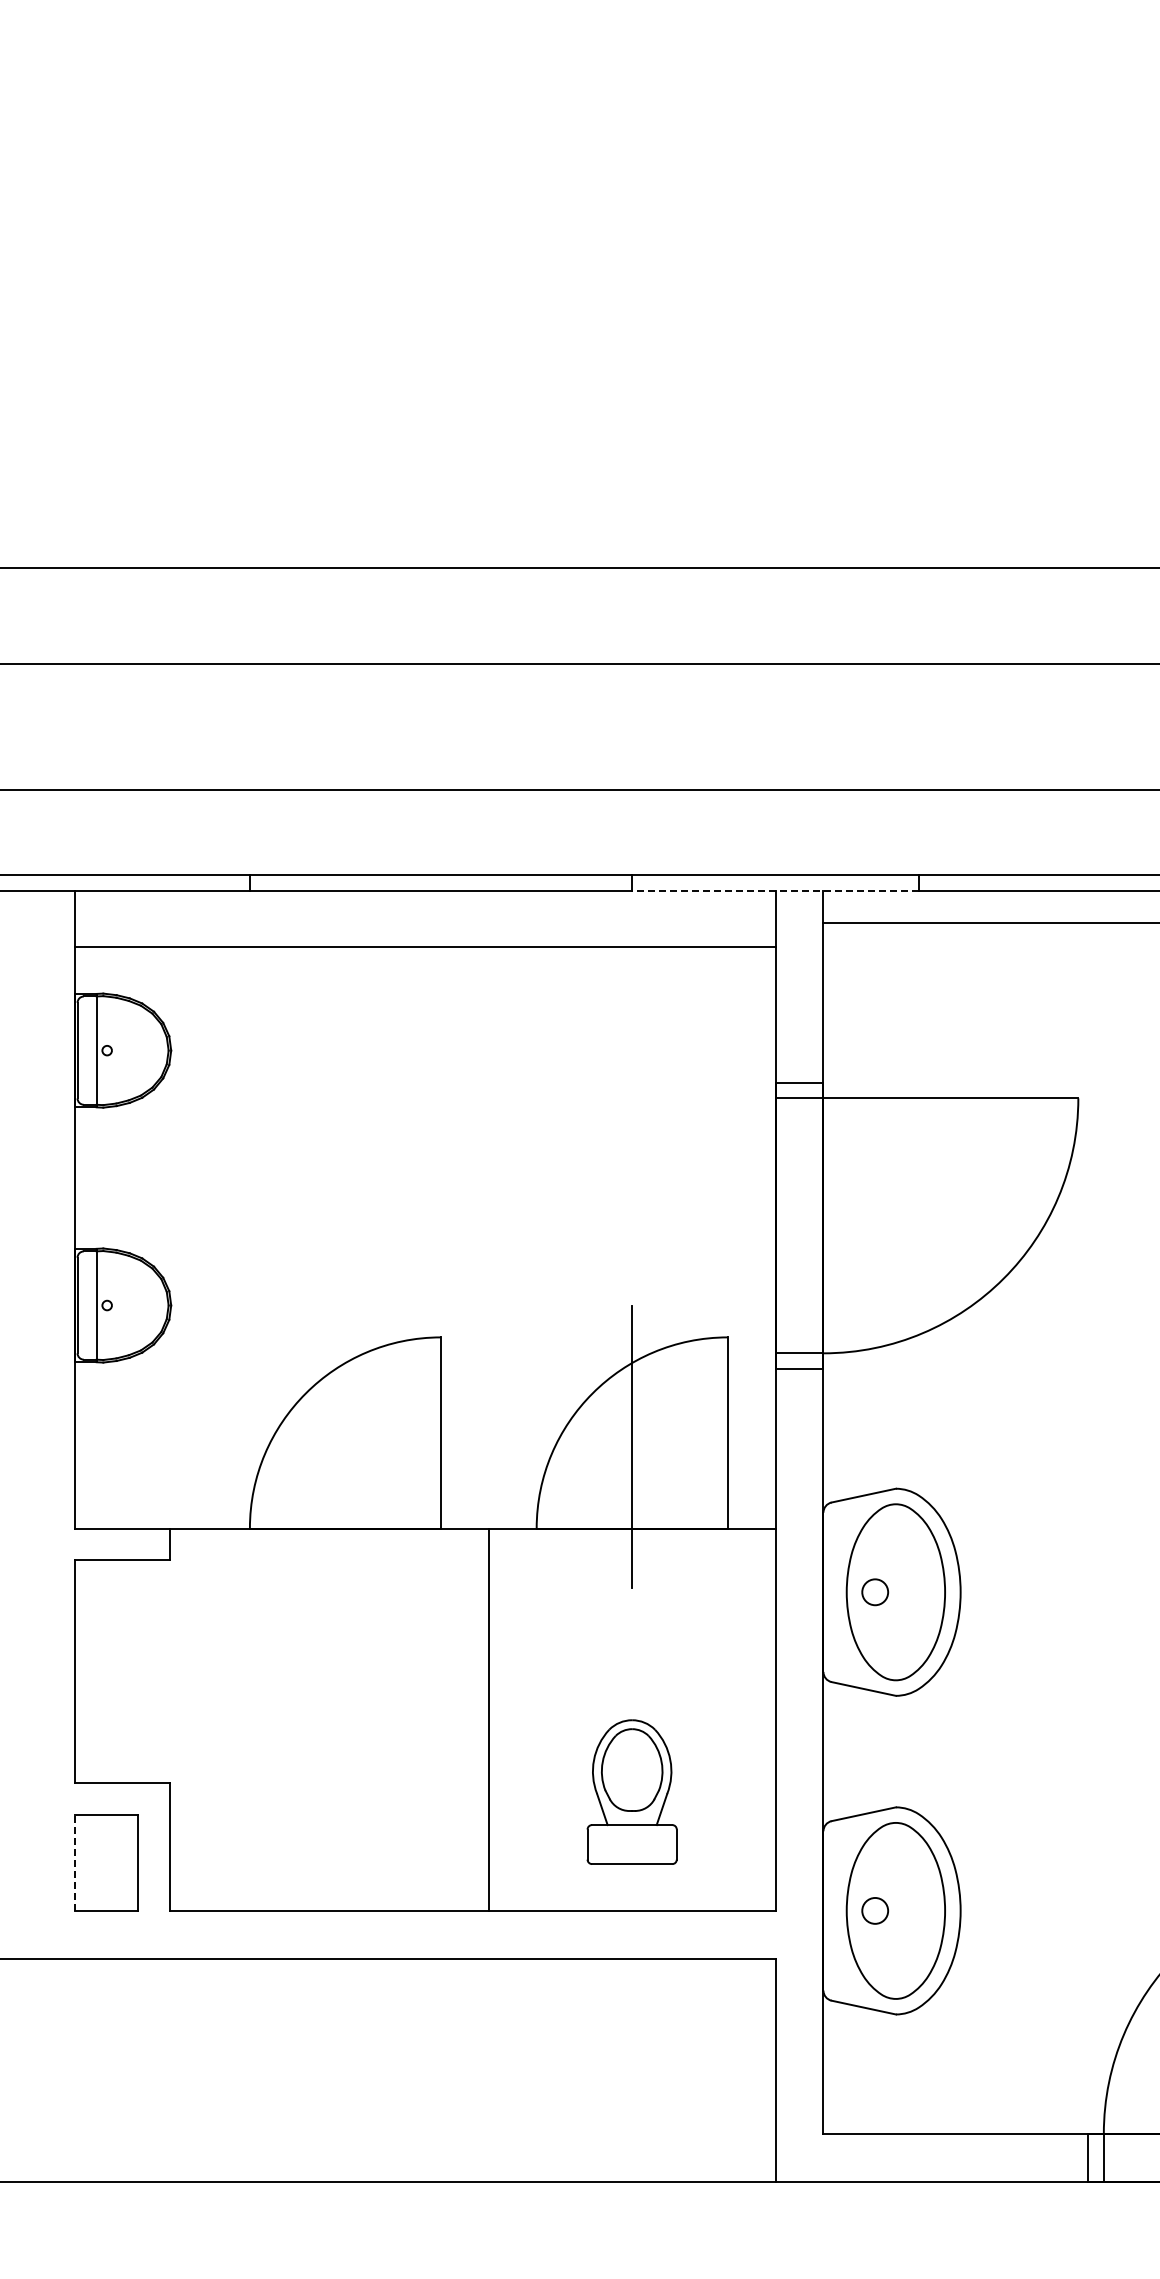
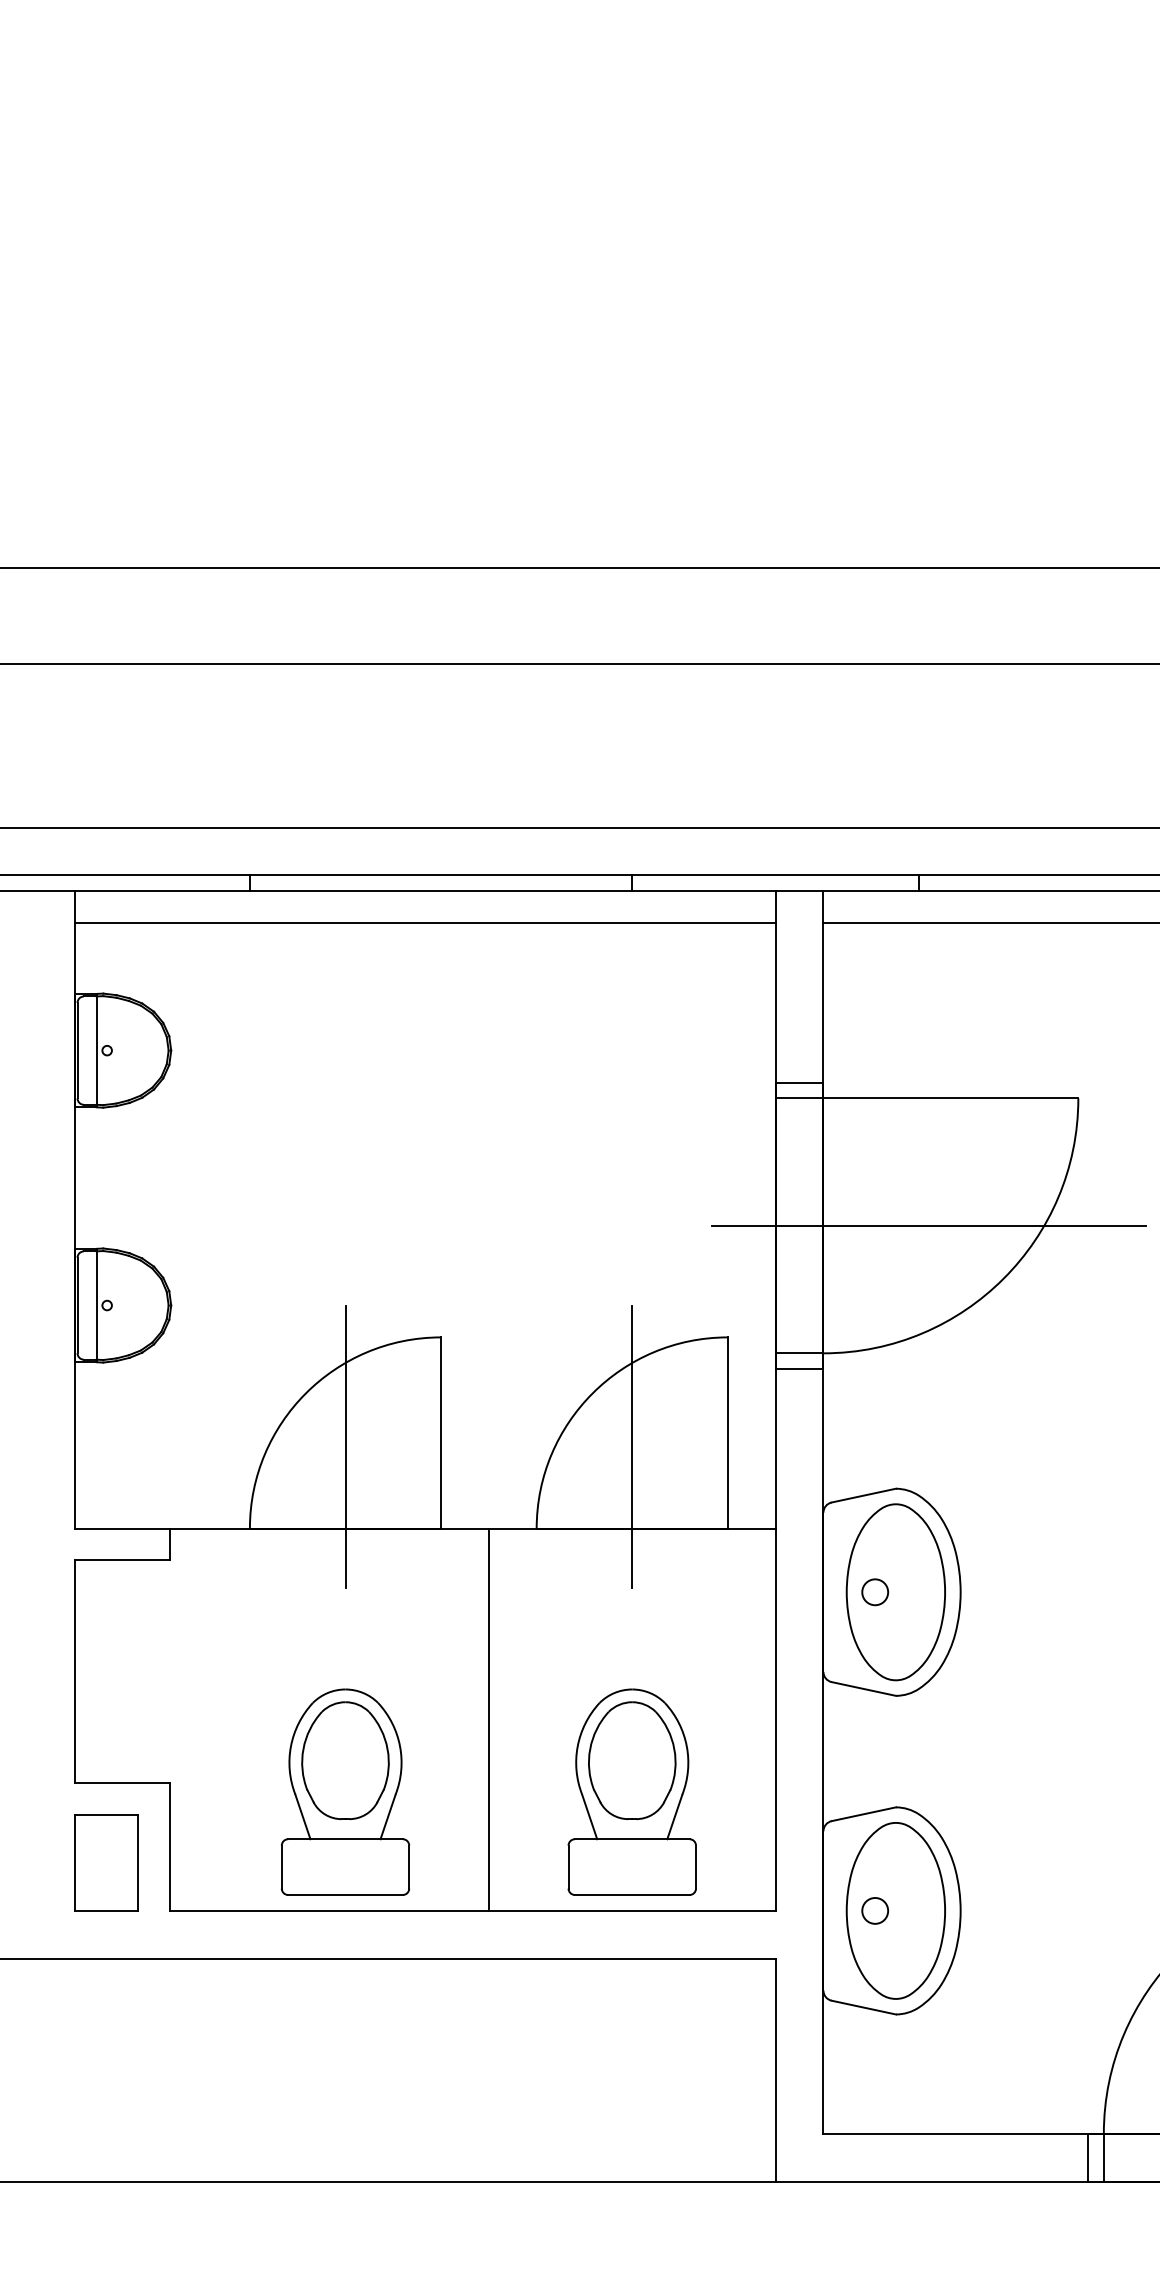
line position: (579, 789) -> (579, 827) (579, 827)
line: dashed -> solid (775, 891)
line position: (424, 947) -> (424, 923) (424, 923)
line: none -> present (928, 1225)
line: none -> present (345, 1446)
part: none -> present (345, 1791)
part size: 92x146 px -> 130x208 px (631, 1791)
line: dashed -> solid (74, 1863)
